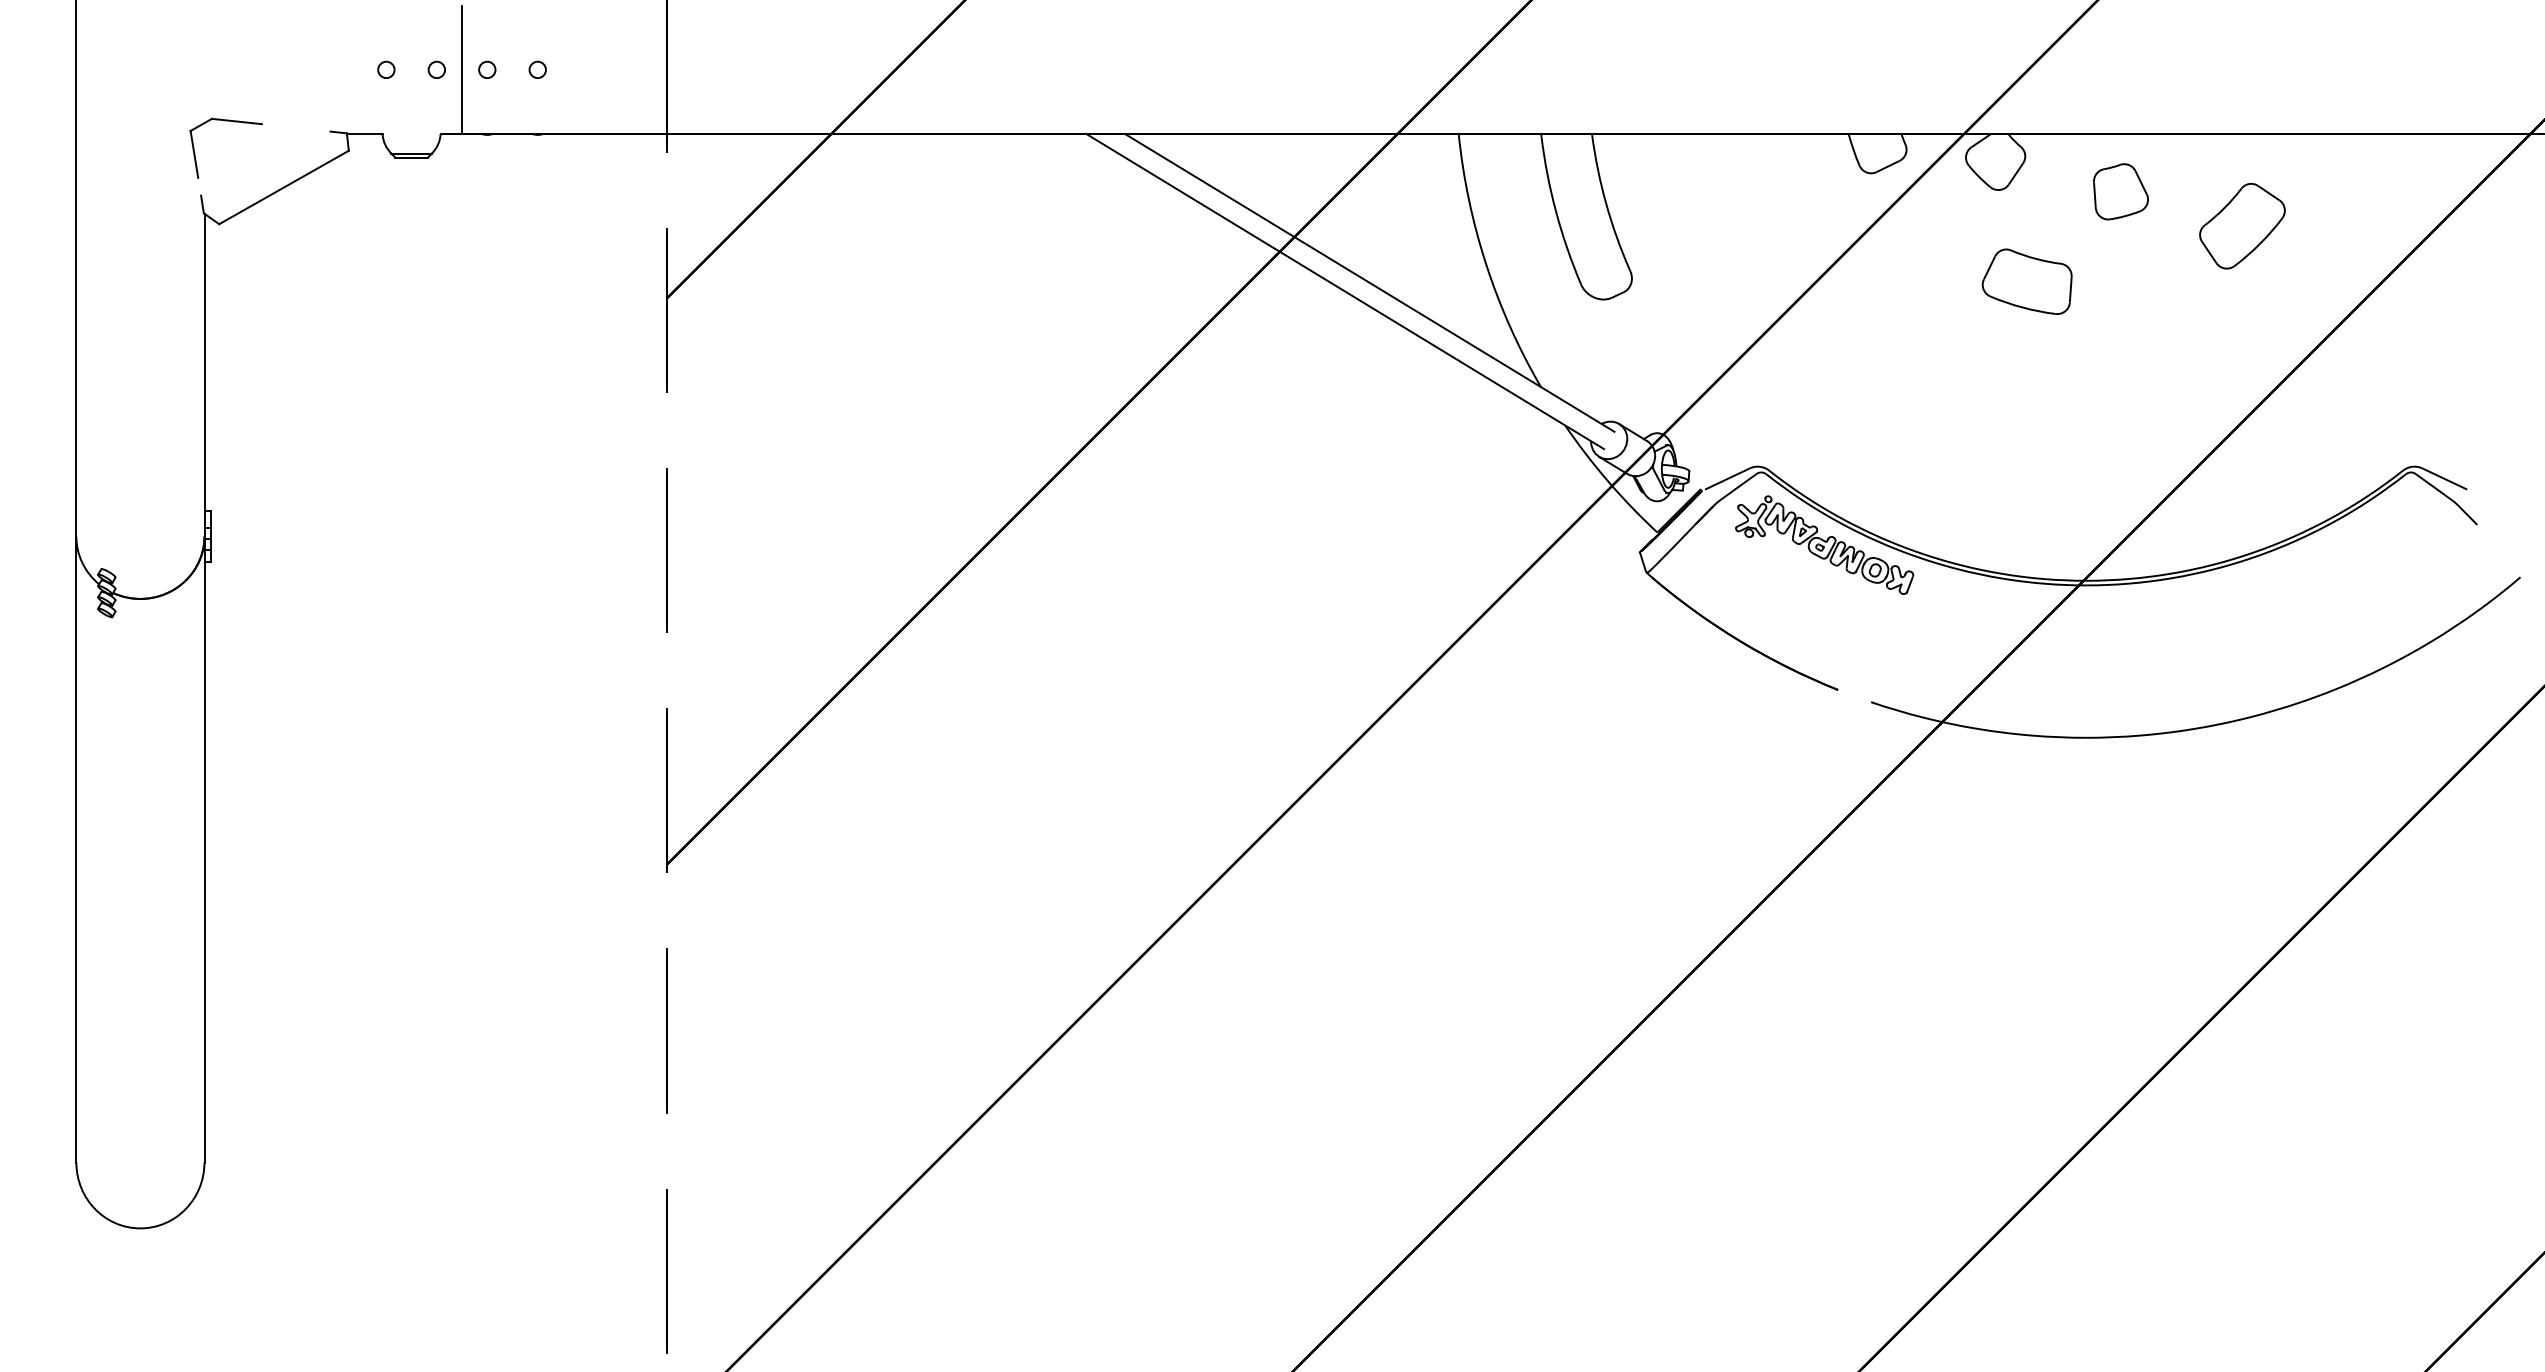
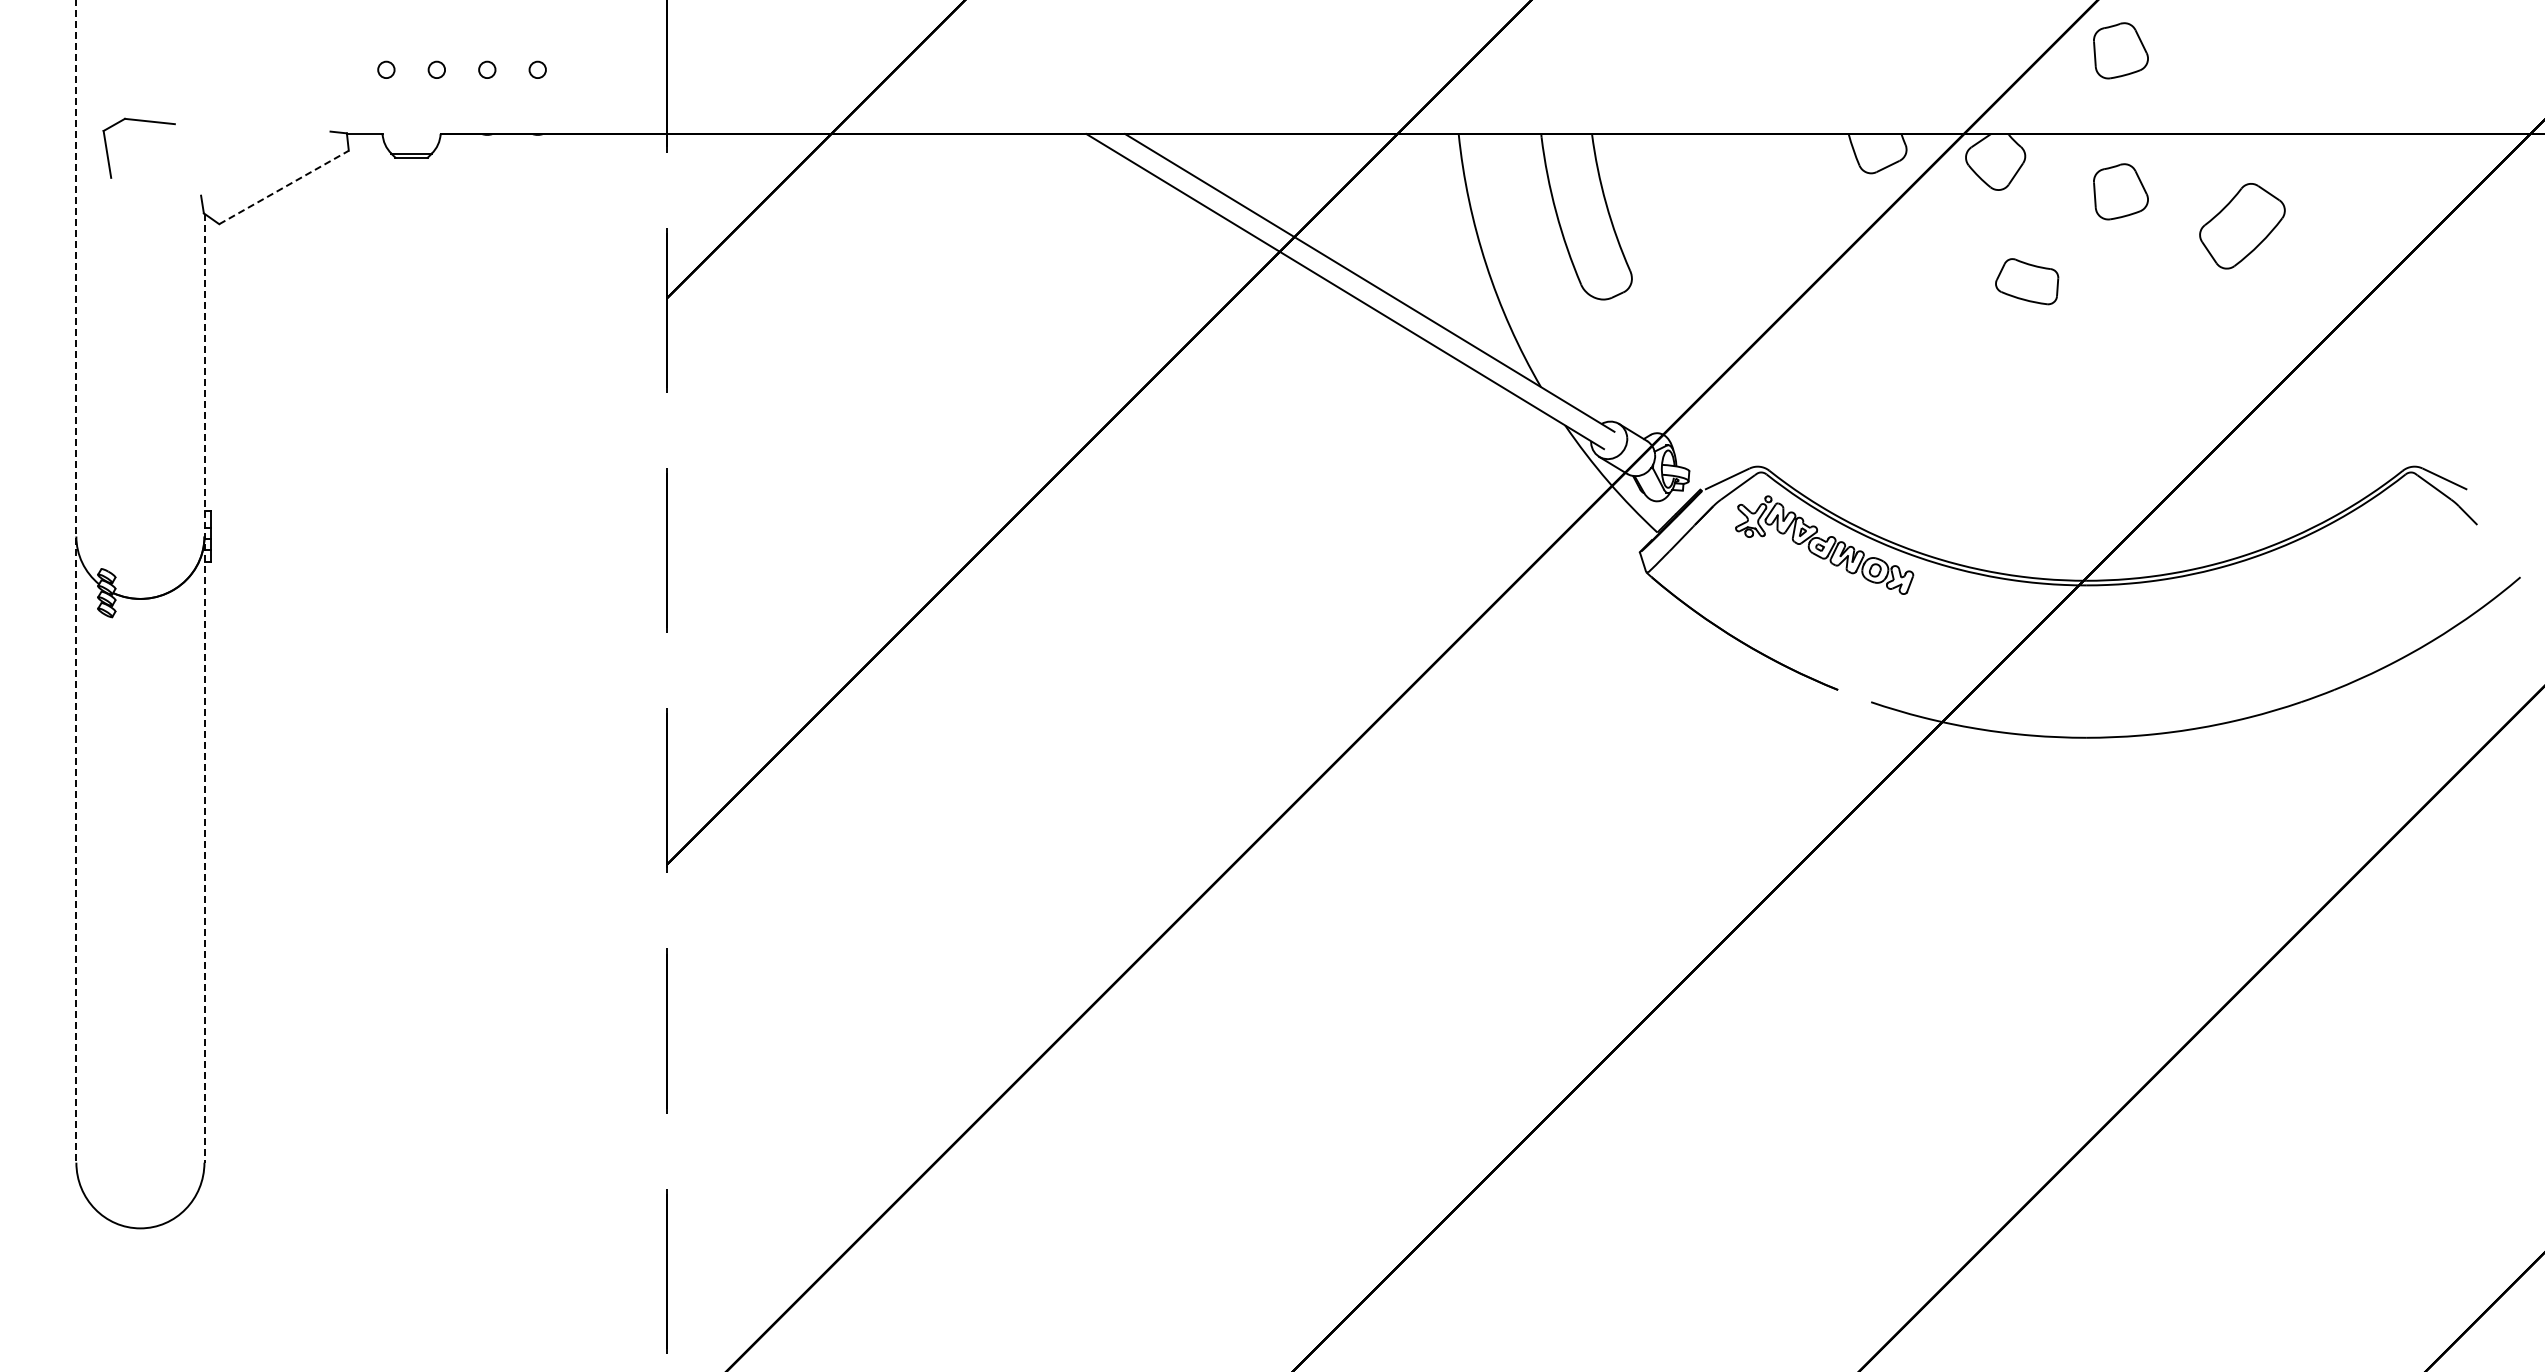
part: none -> present (2120, 50)
line: present -> none (462, 69)
part position: (225, 121) -> (138, 121) (138, 121)
line: solid -> dashed (284, 187)
part size: 92x67 px -> 65x48 px (2027, 281)
line: solid -> dashed (76, 581)
line: solid -> dashed (204, 688)
